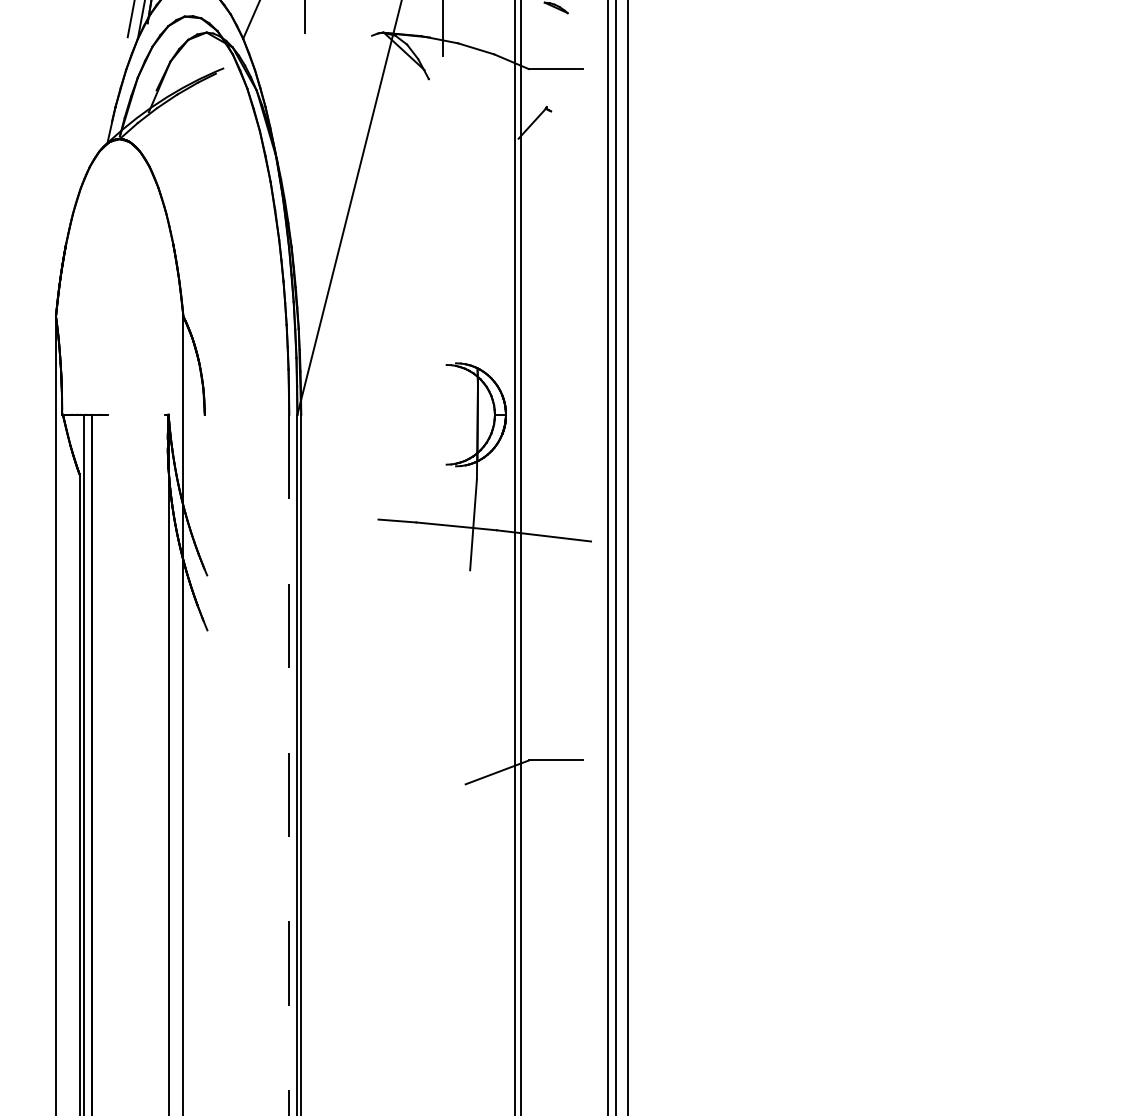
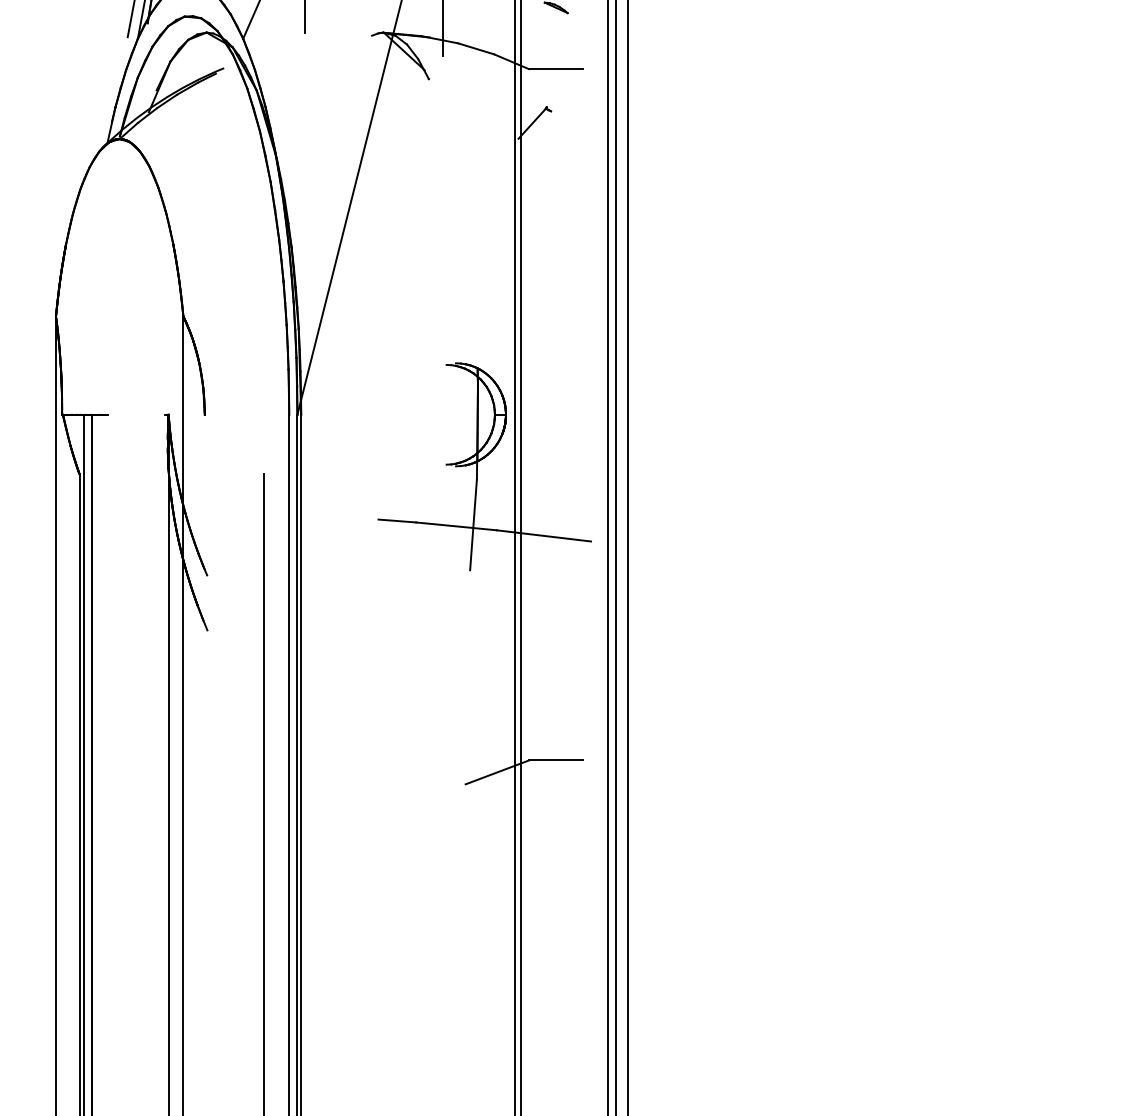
line: dashed -> solid (289, 765)
line: none -> present (263, 793)
